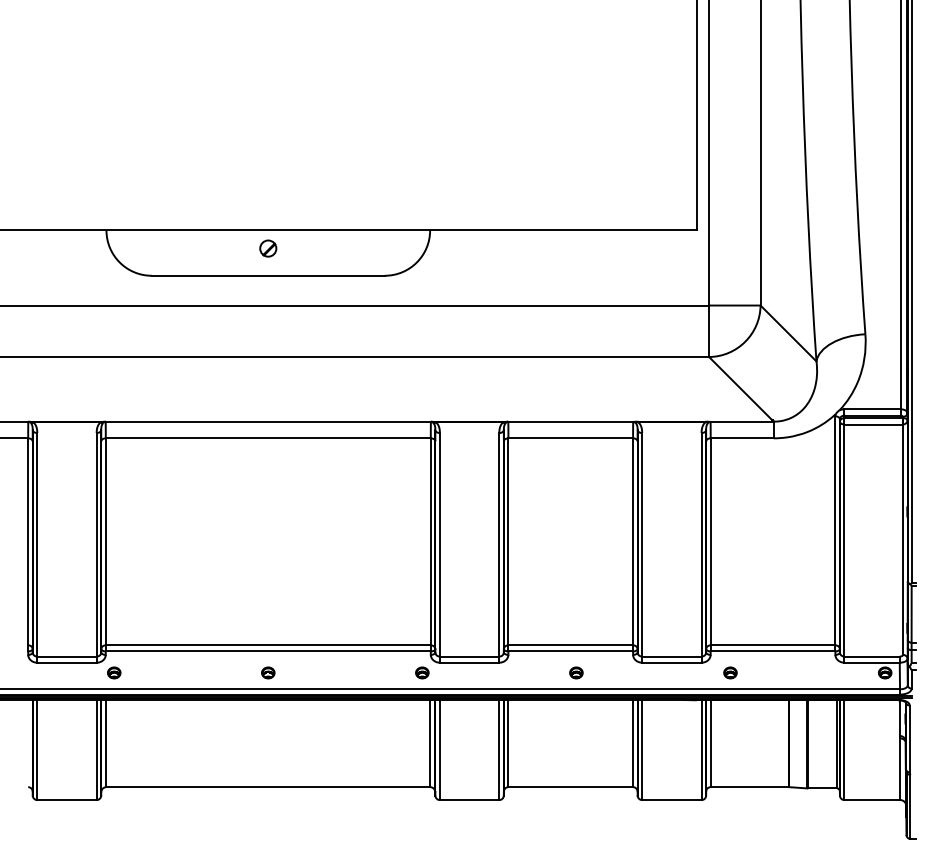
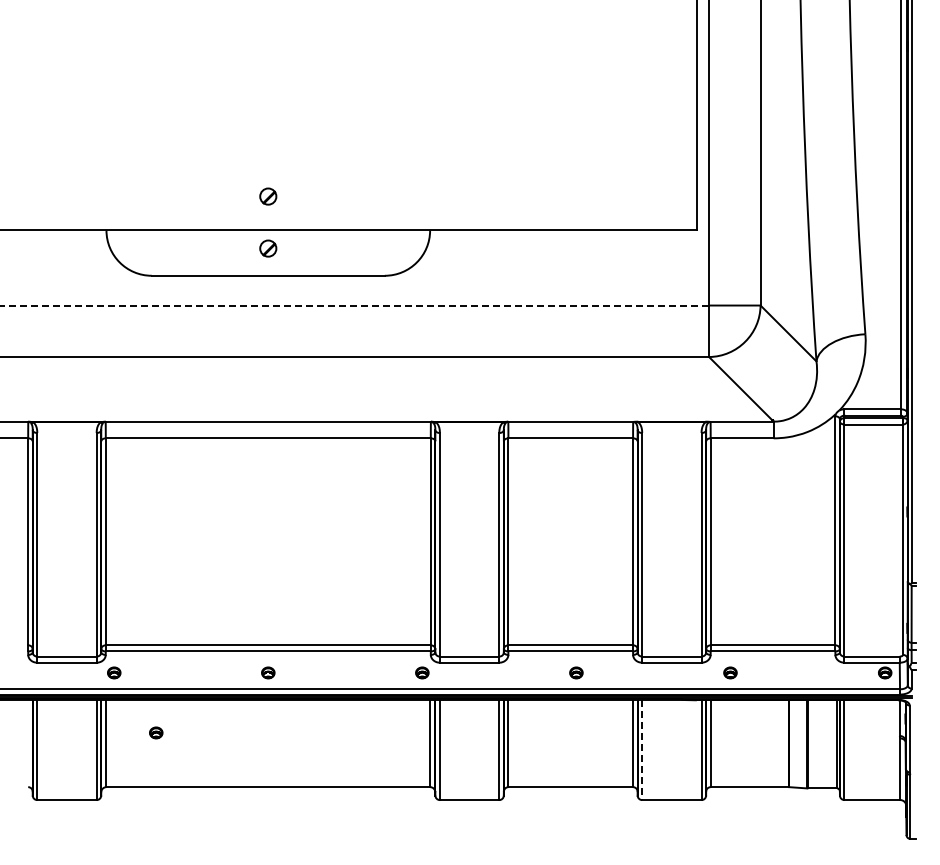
part: none -> present (268, 196)
line: solid -> dashed (354, 305)
part: none -> present (156, 732)
line: solid -> dashed (642, 750)
